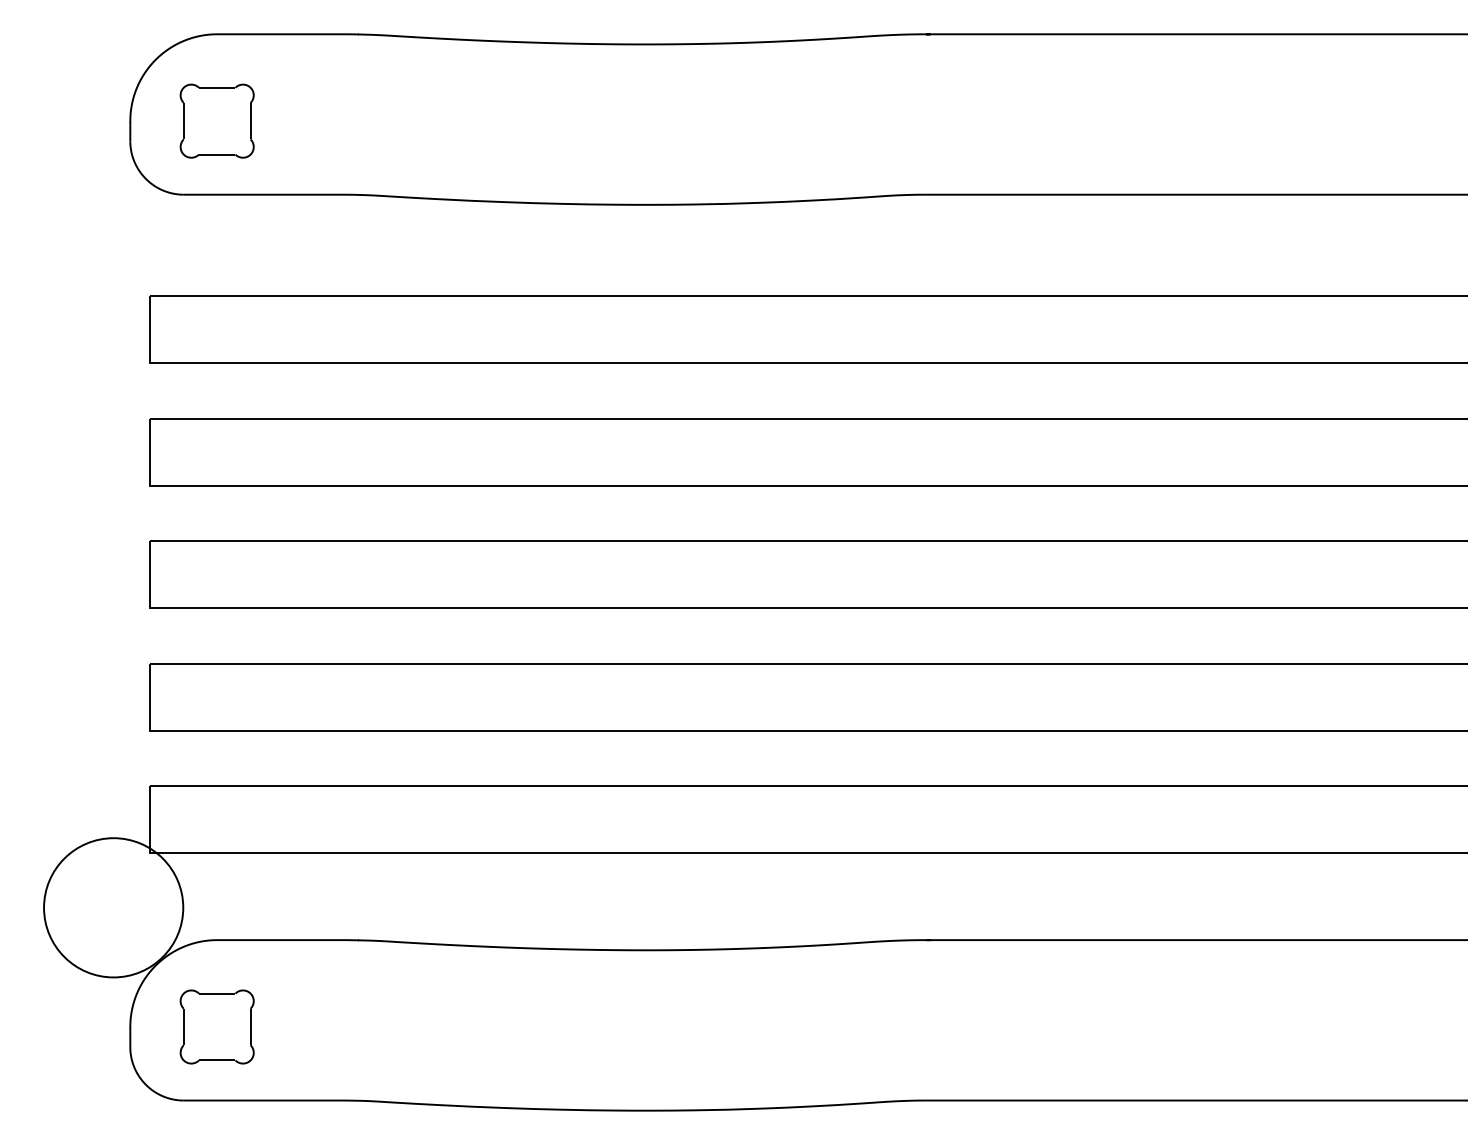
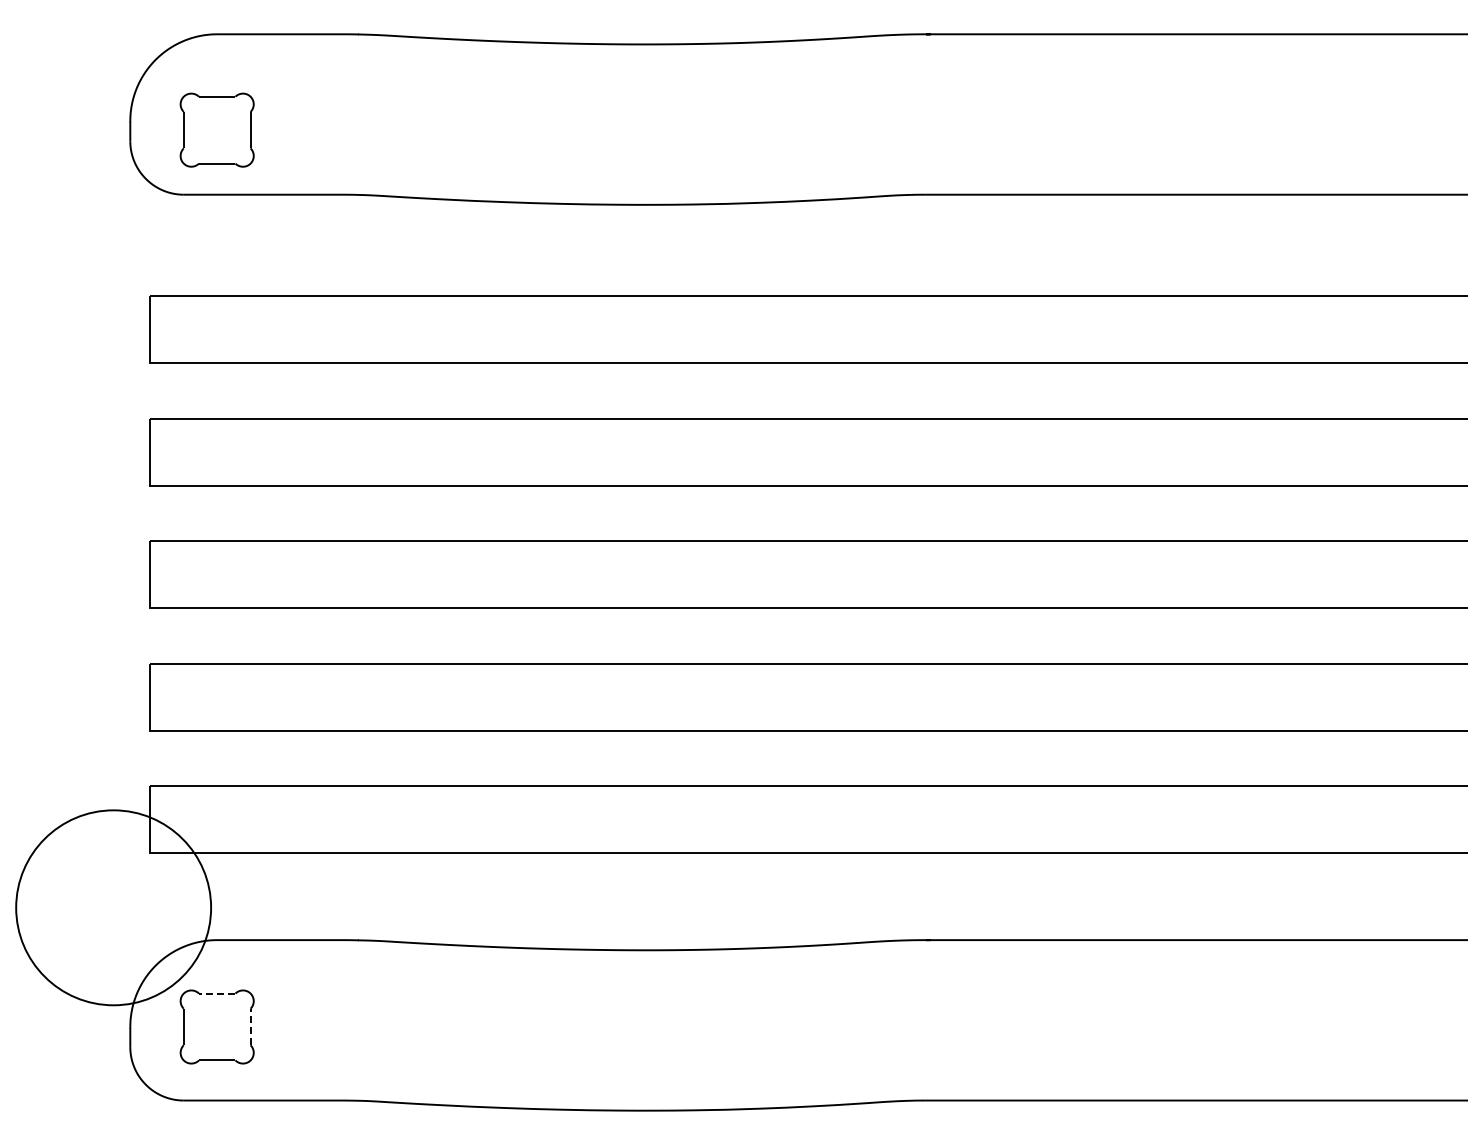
part position: (216, 120) -> (216, 129) (216, 129)
circle diameter: 139 px -> 195 px (113, 907)
line: solid -> dashed (216, 993)
line: solid -> dashed (250, 1026)
